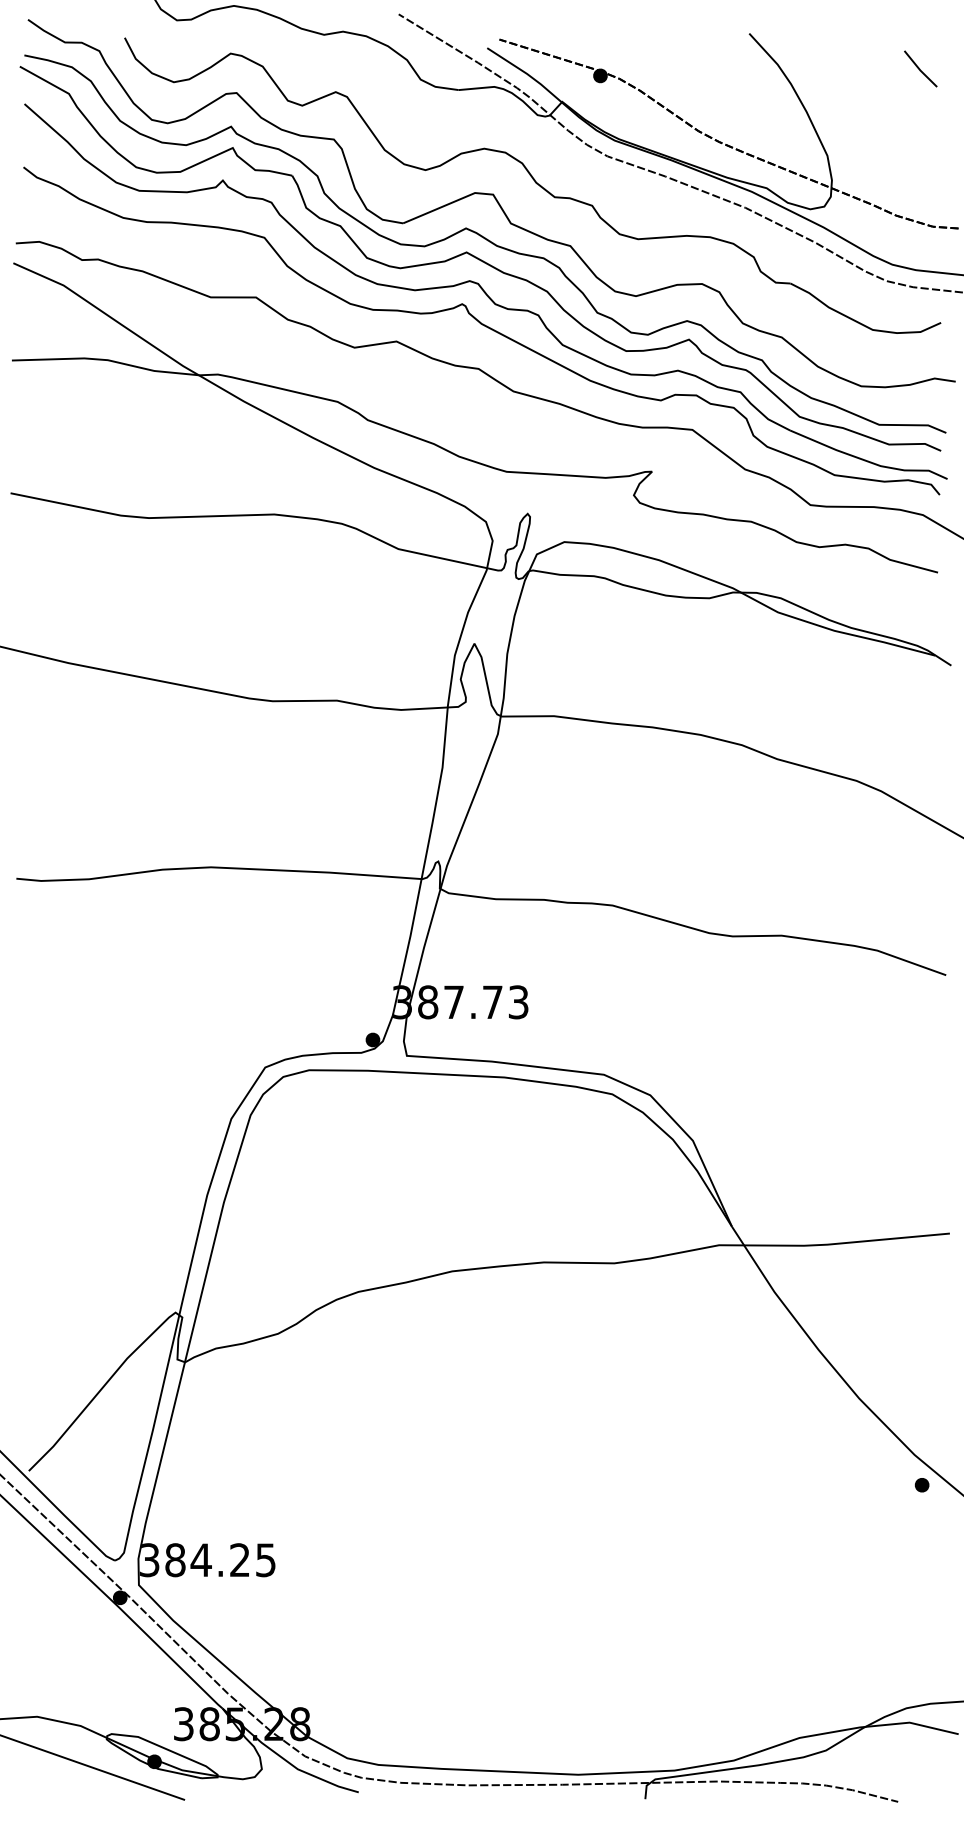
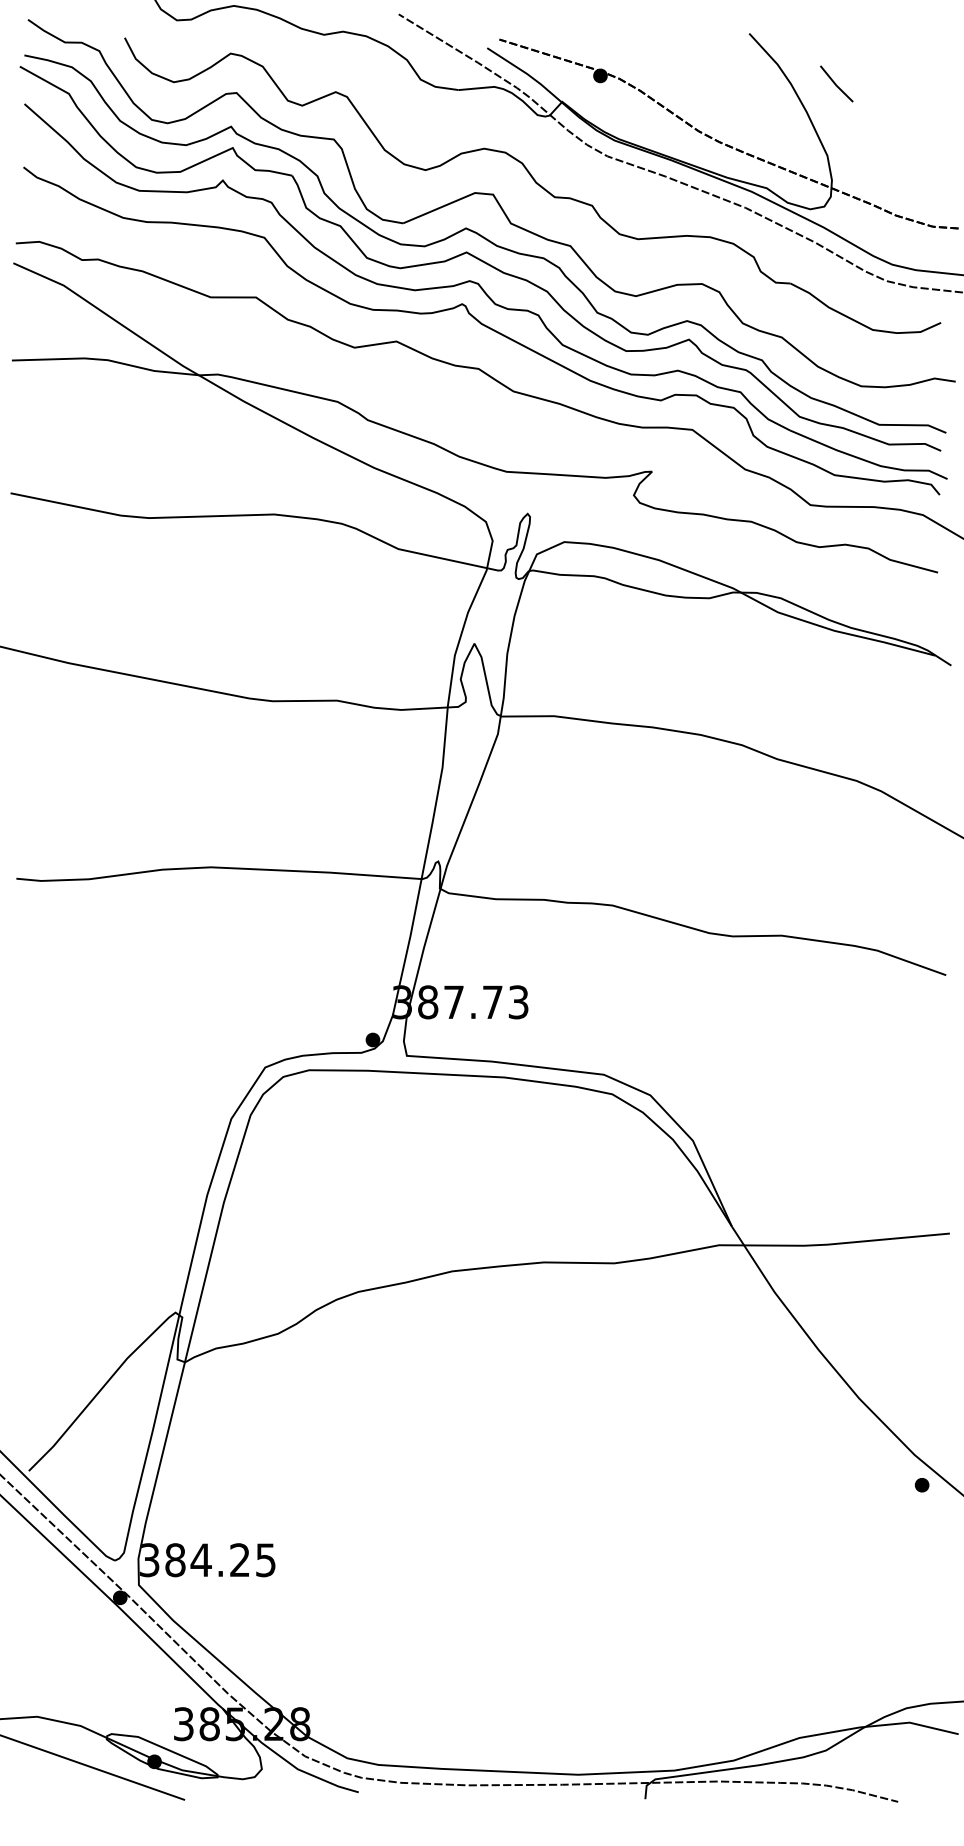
line position: (919, 68) -> (835, 83) (835, 83)
